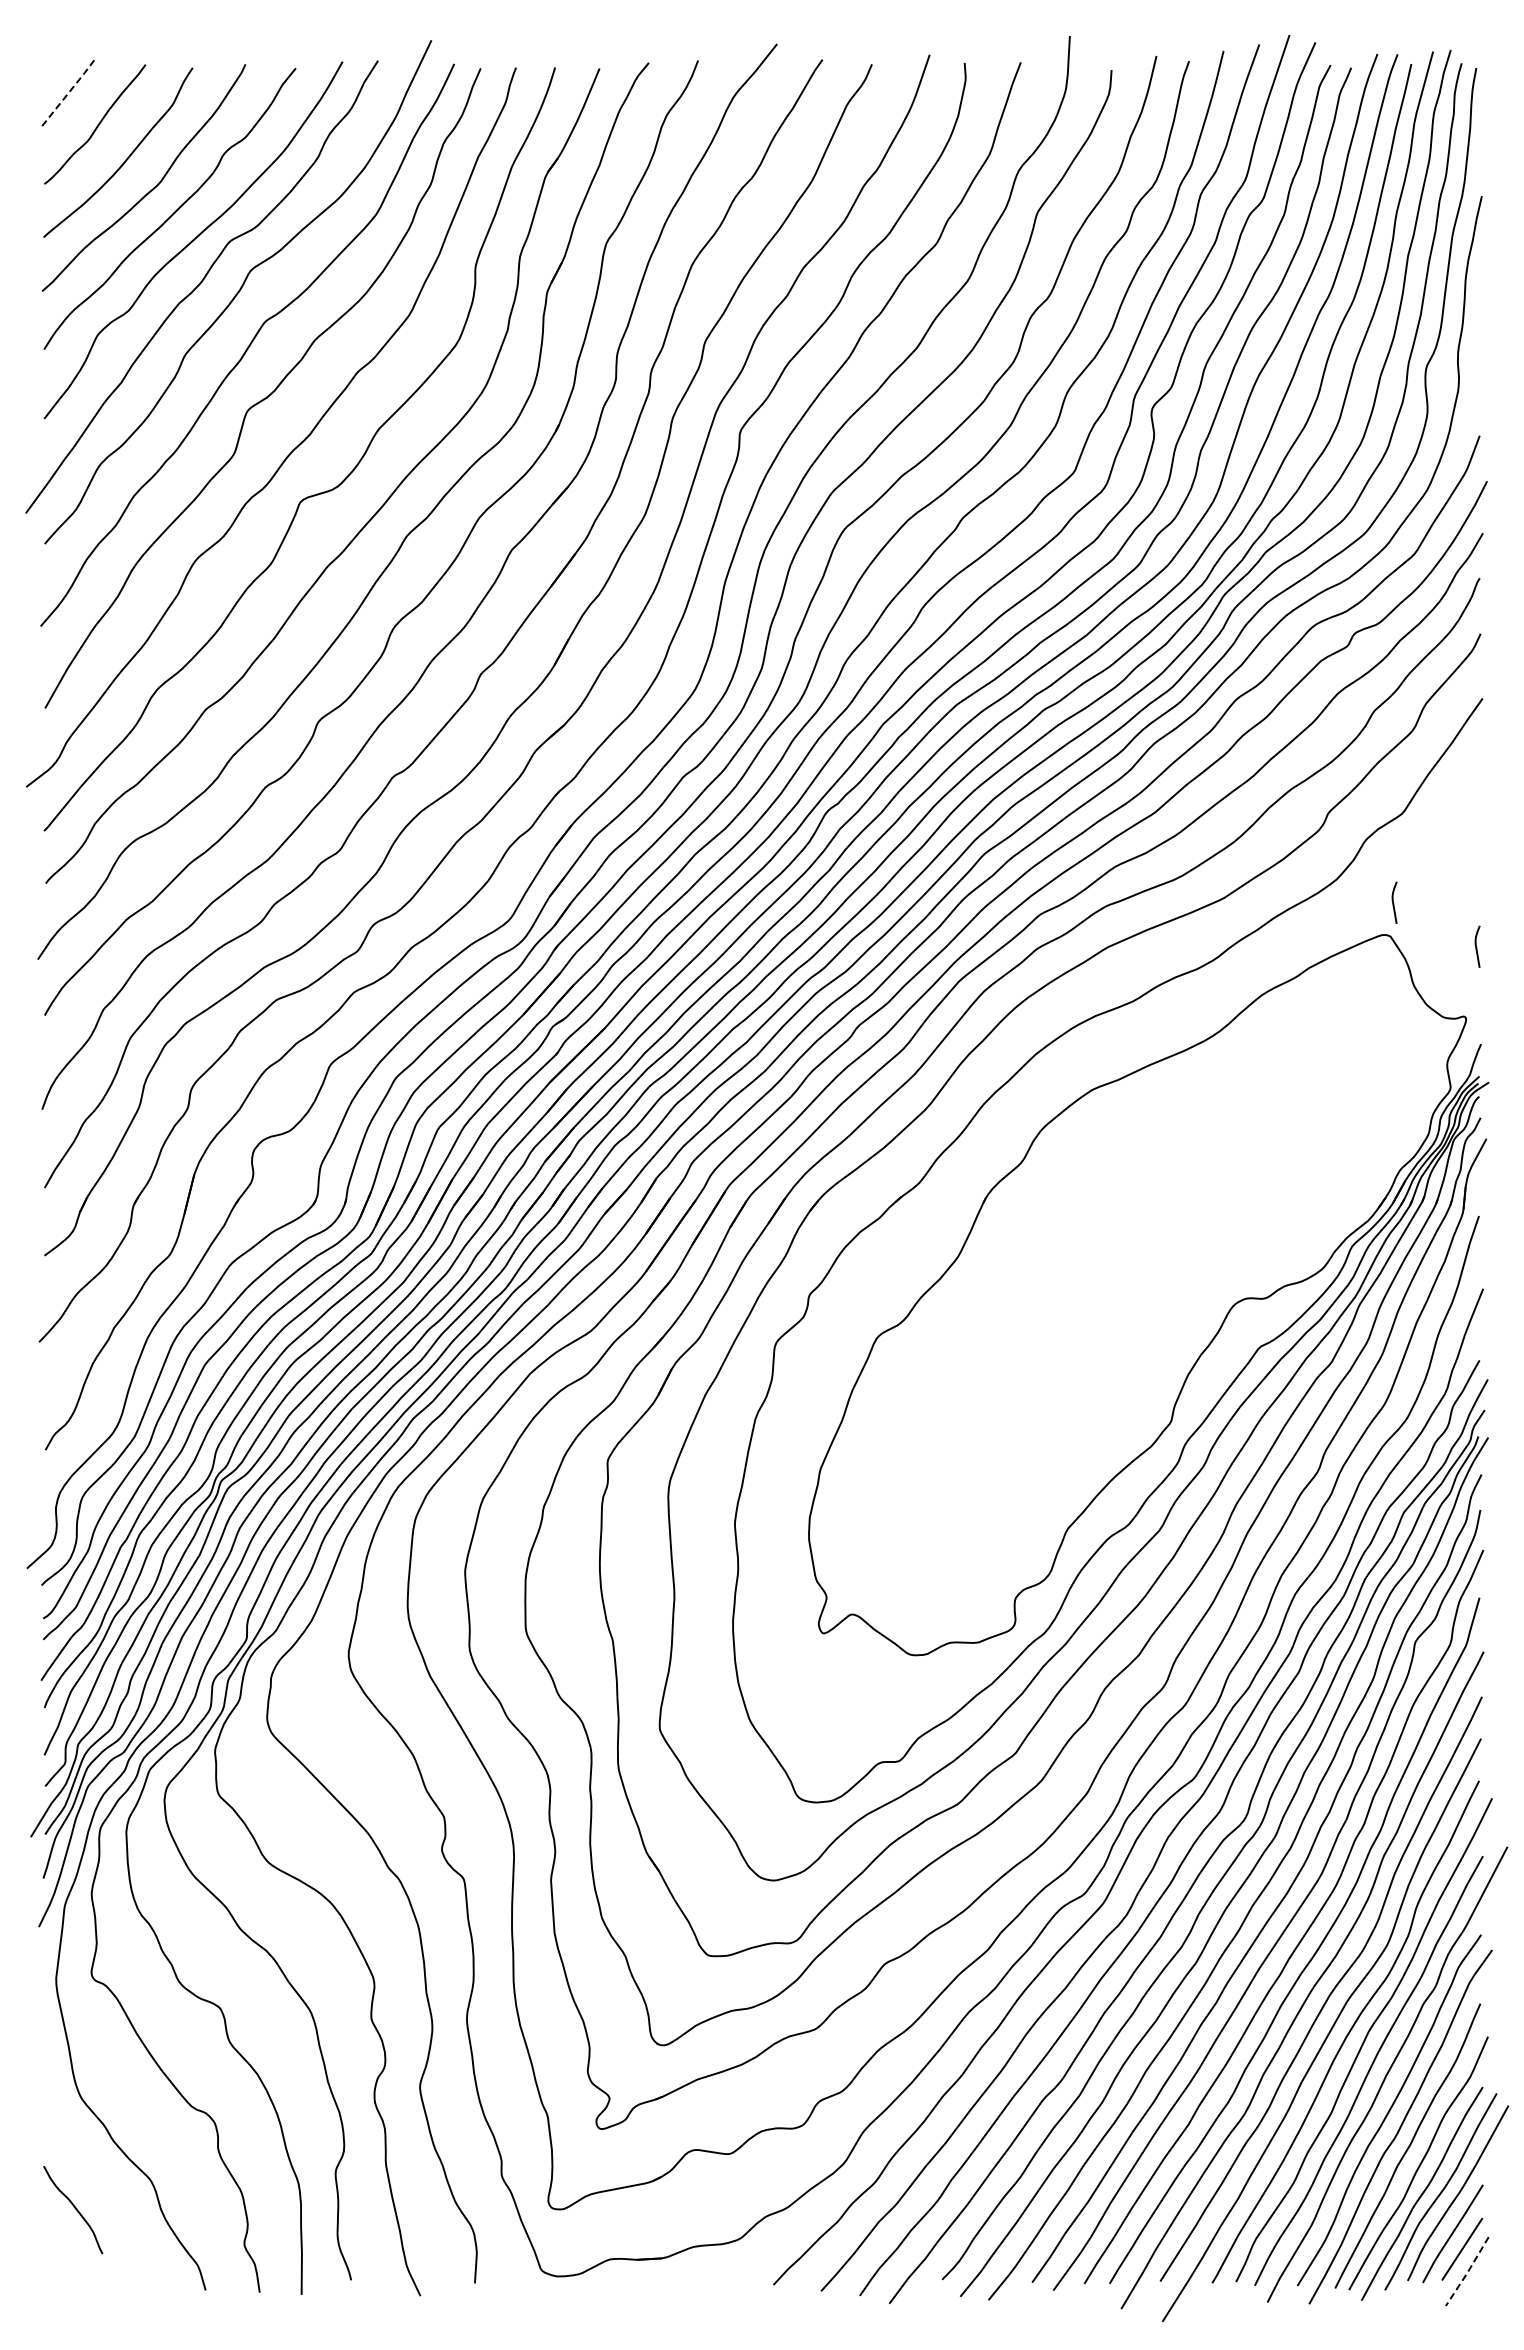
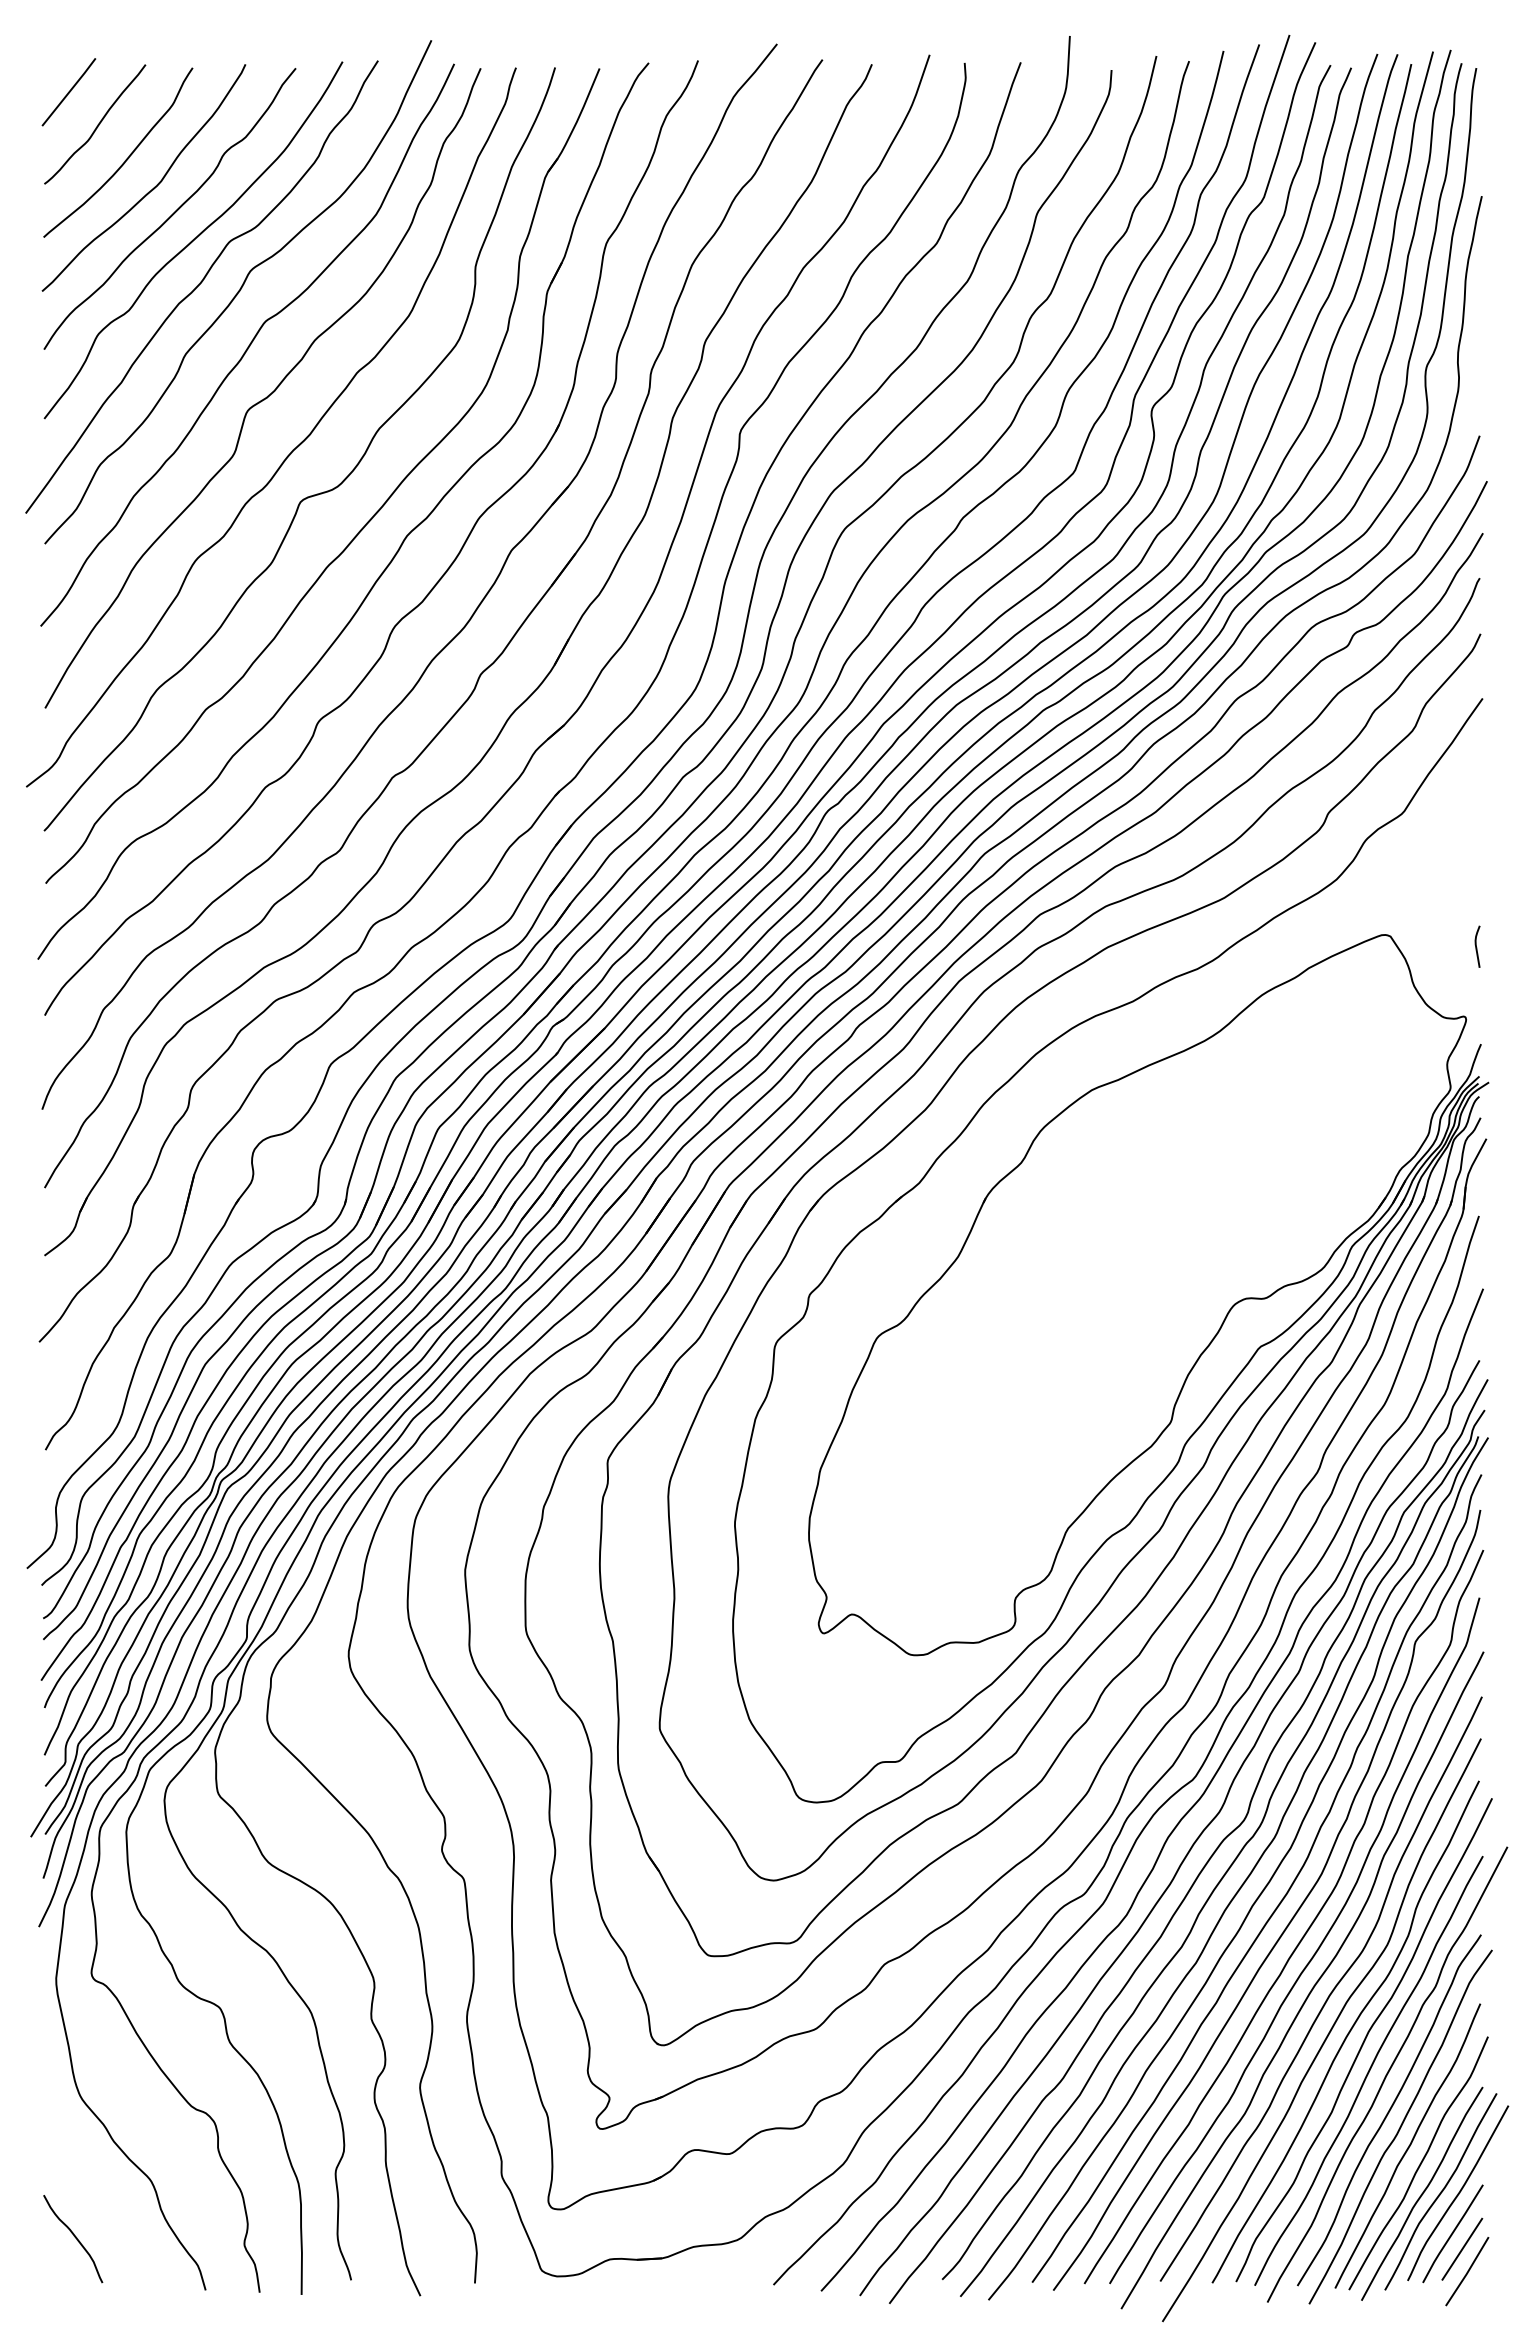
line: dashed -> solid (69, 91)
curve: present -> none (1393, 902)
curve position: (74, 2208) -> (74, 2237) (74, 2237)
line: dashed -> solid (1467, 2272)
